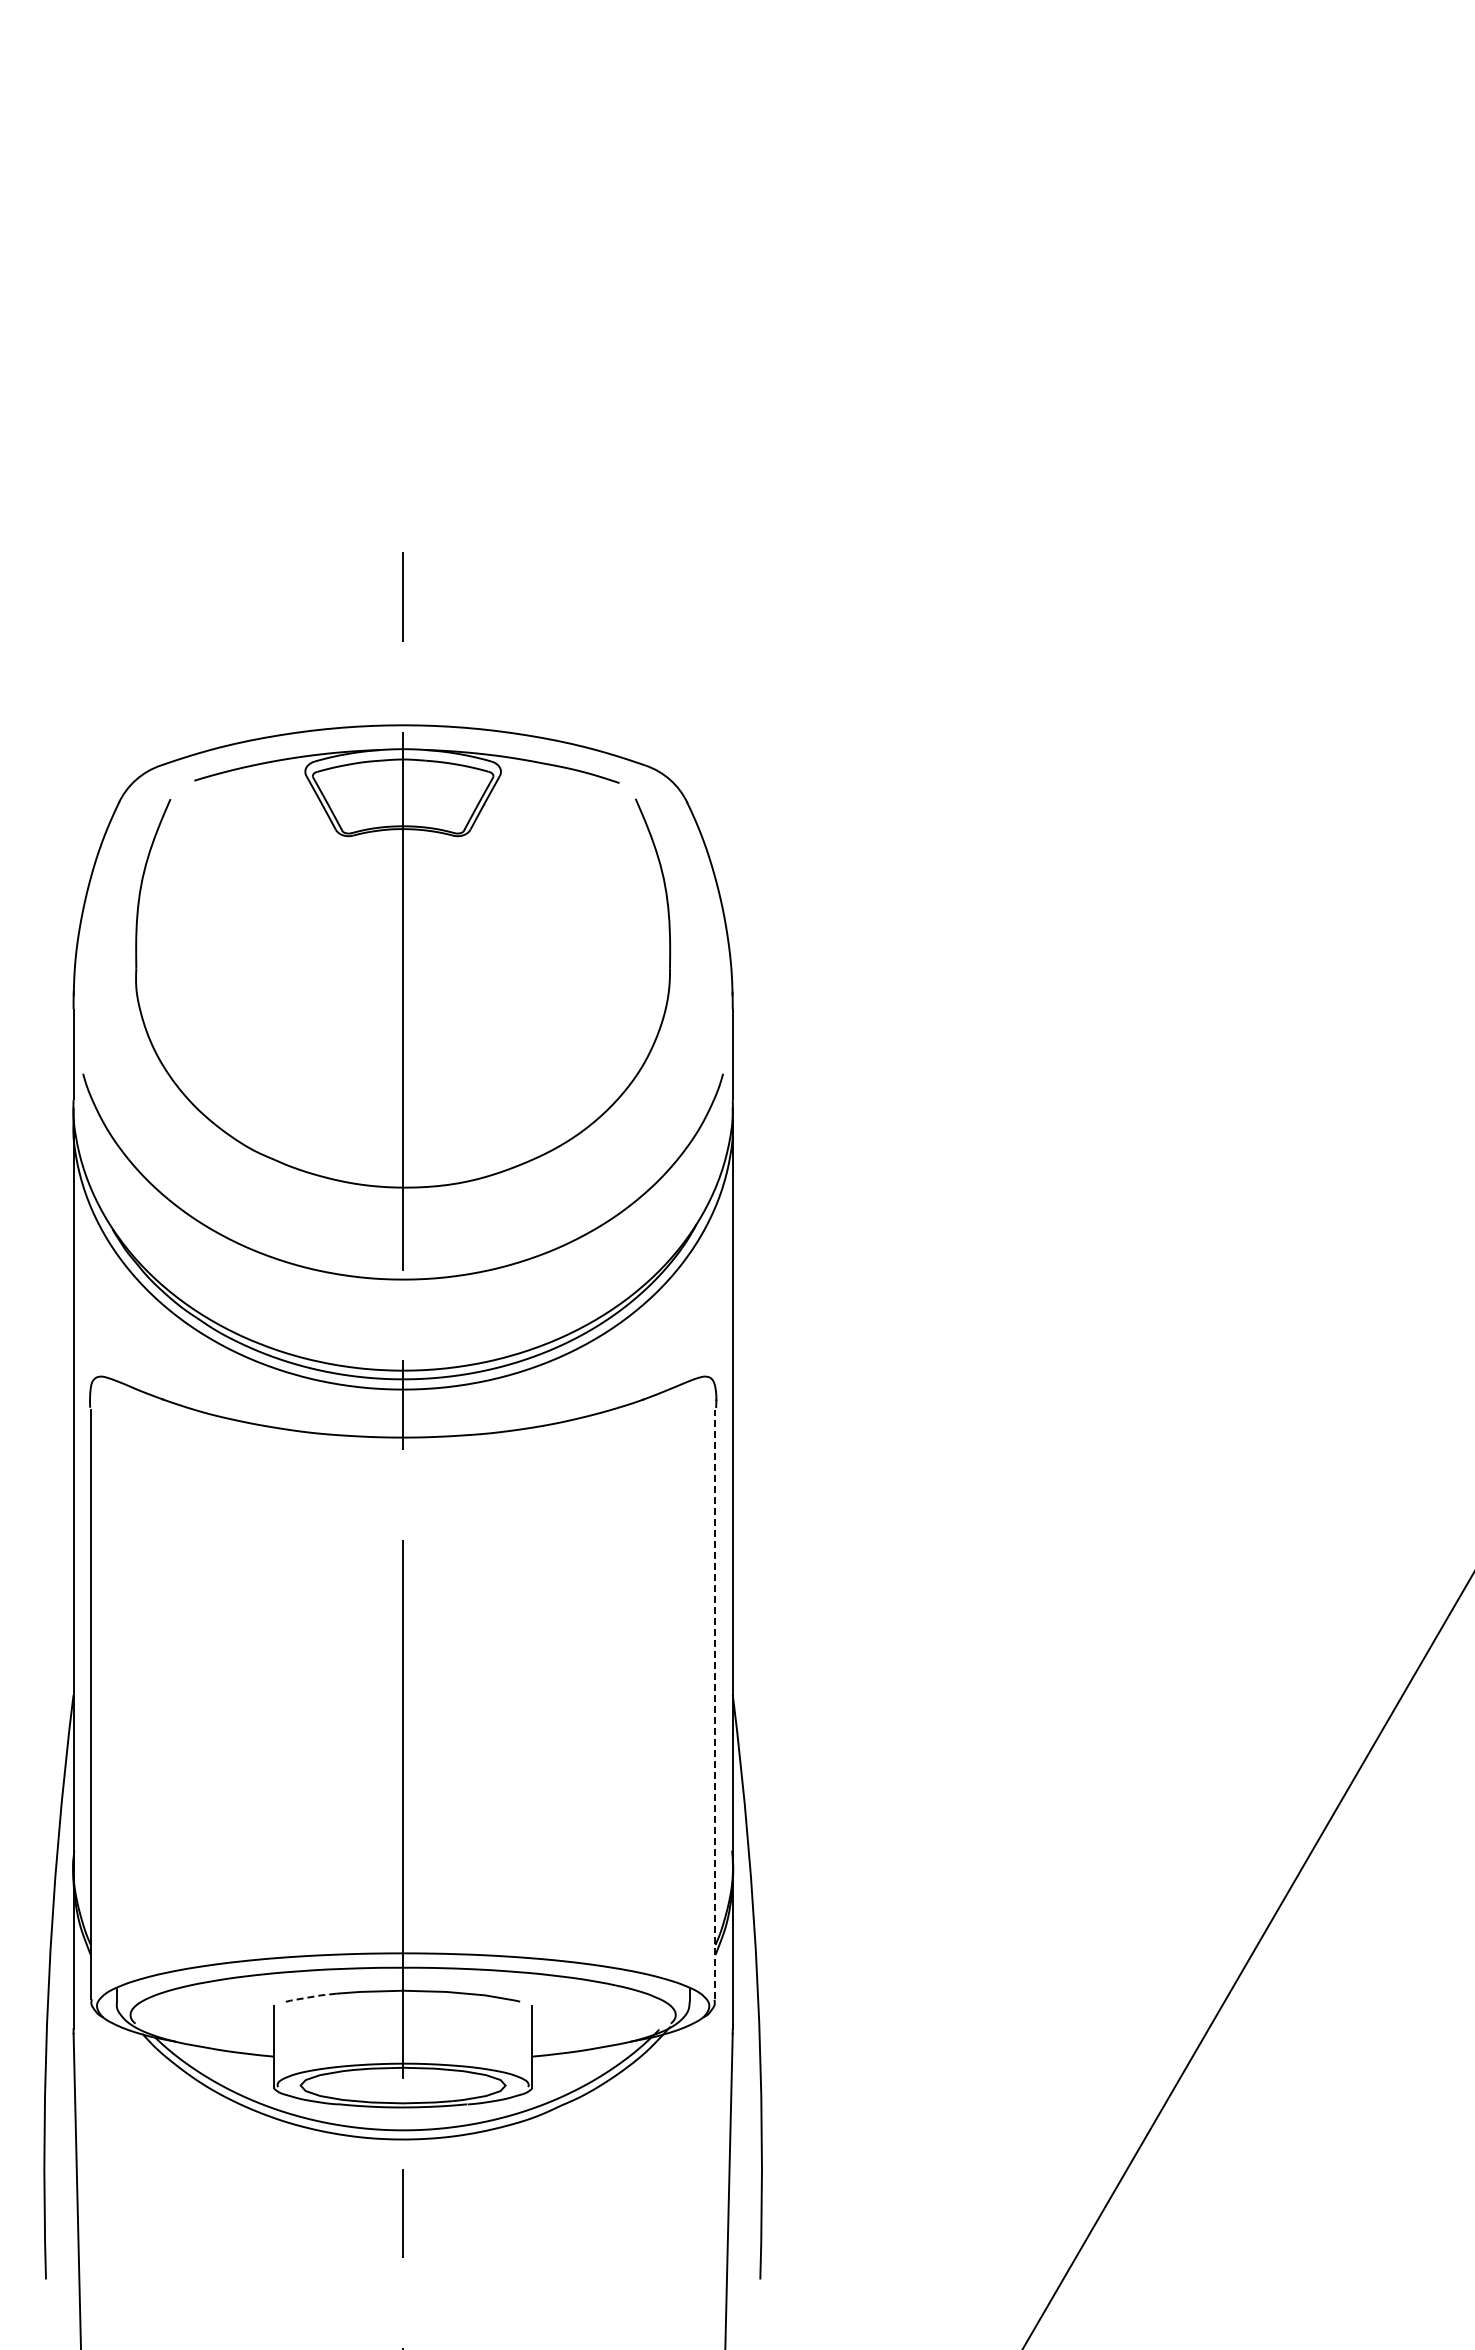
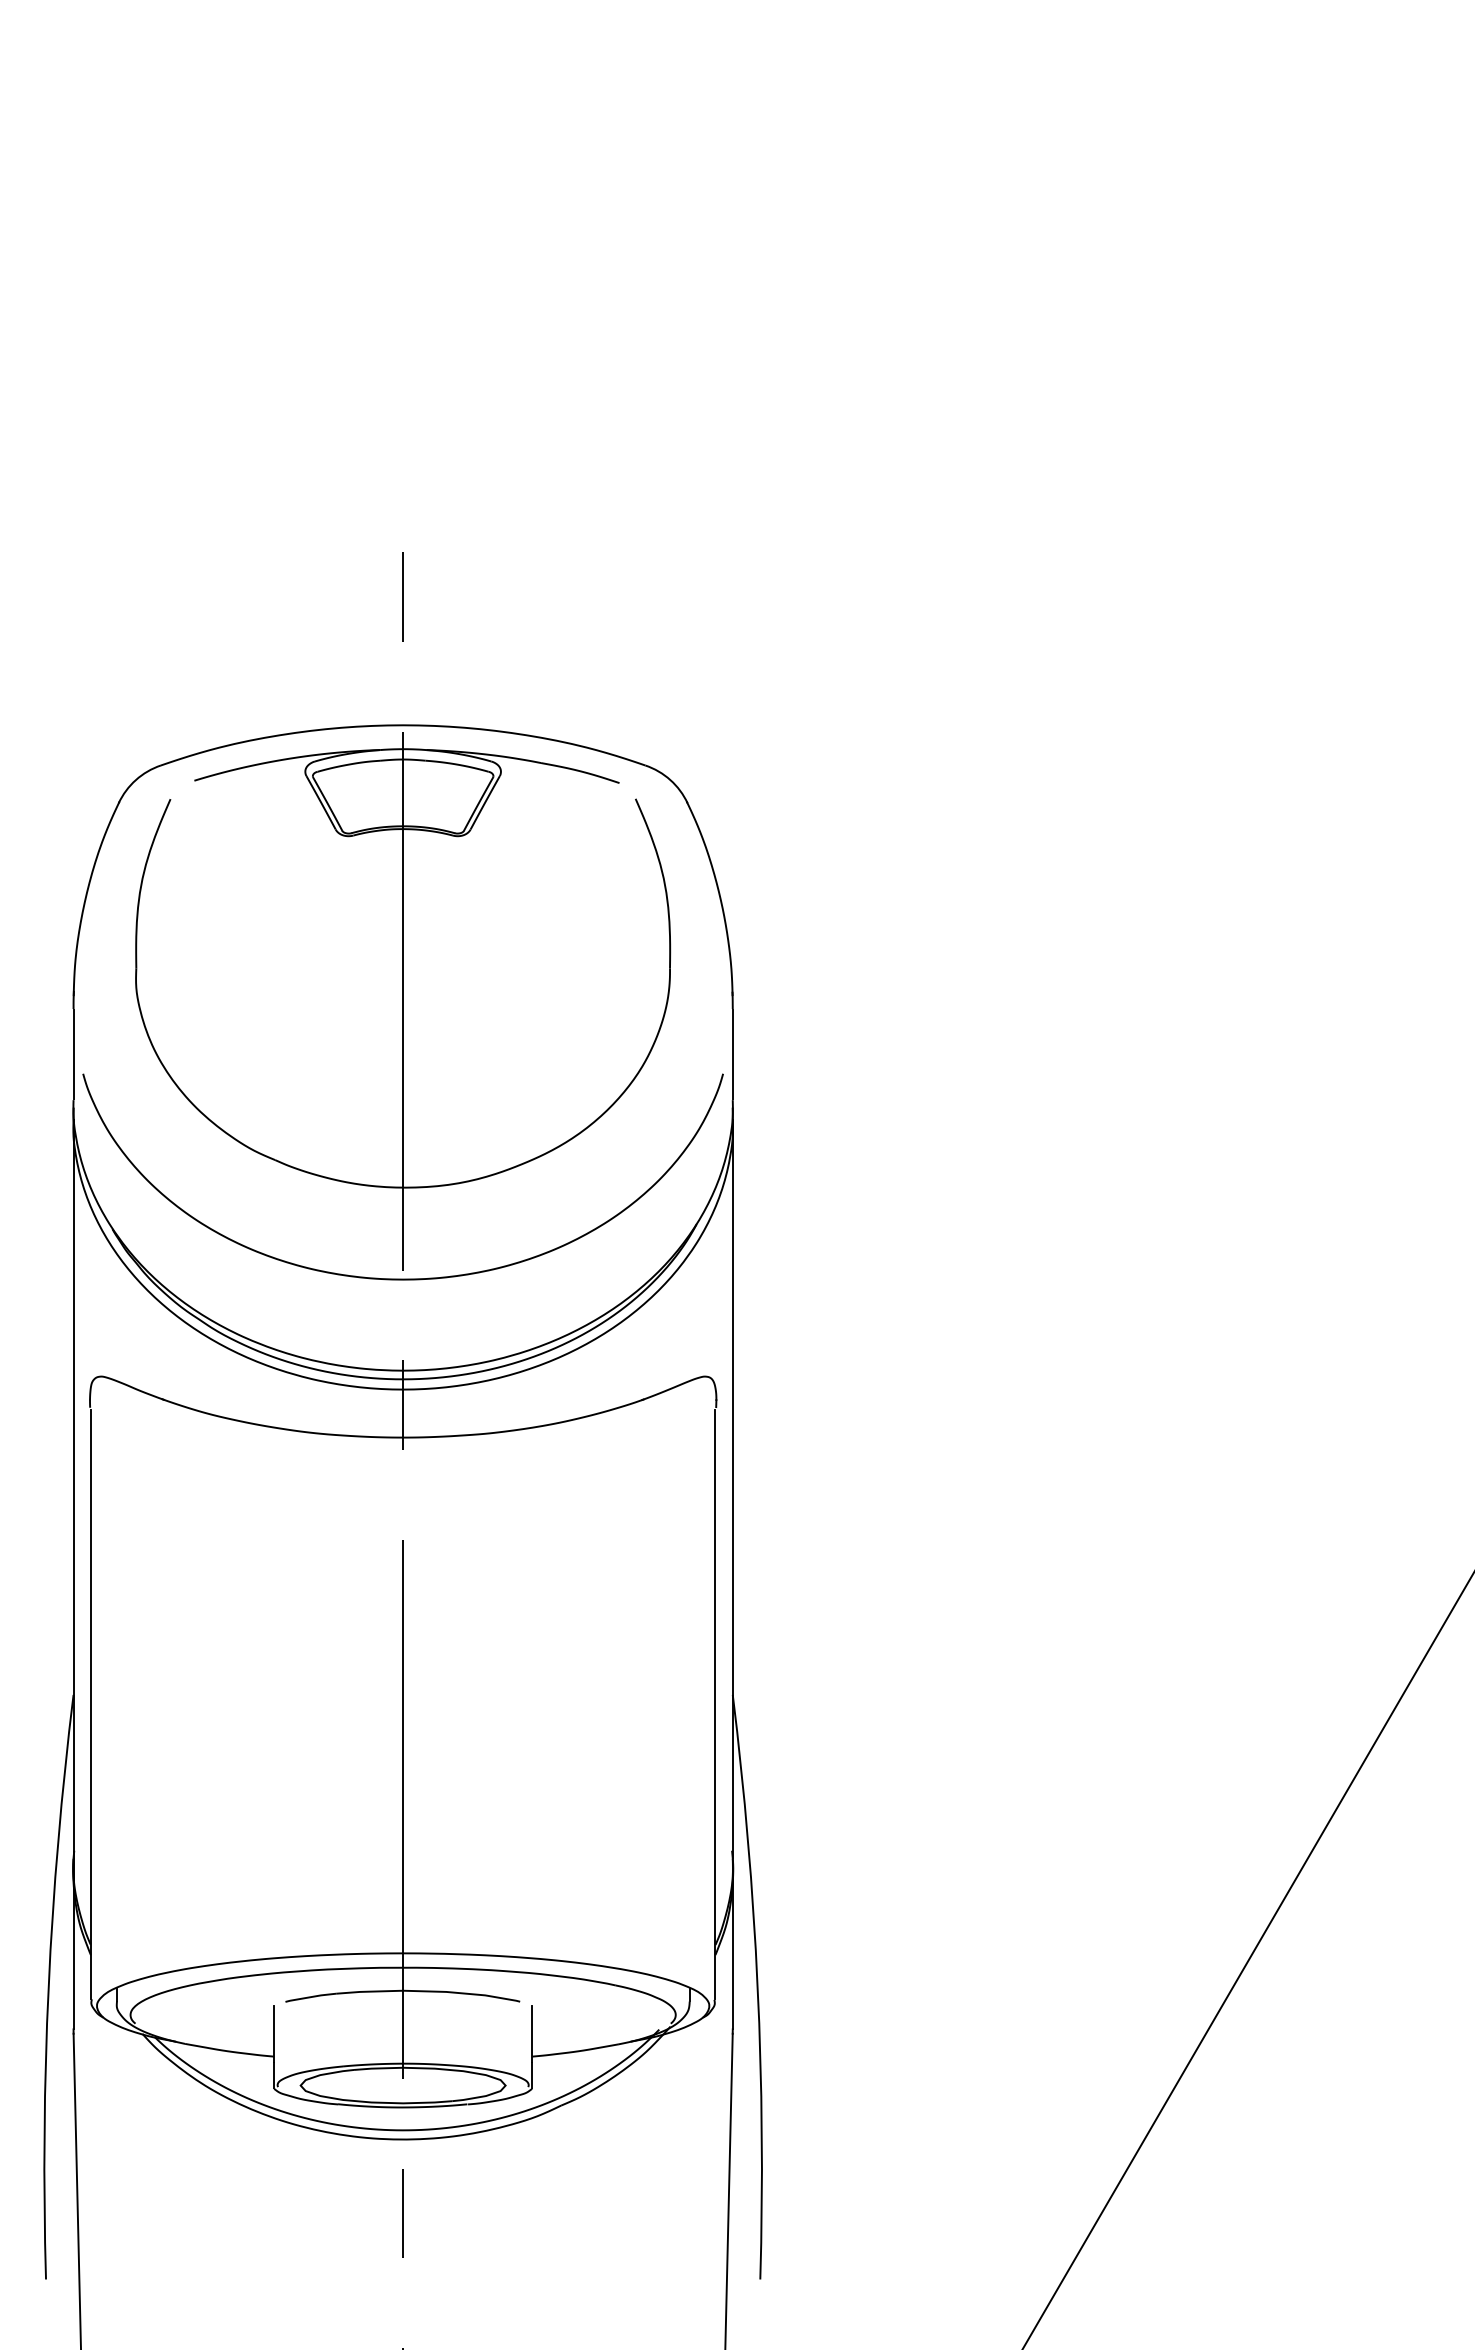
line: dashed -> solid (714, 1704)
line: dashed -> solid (310, 1997)
